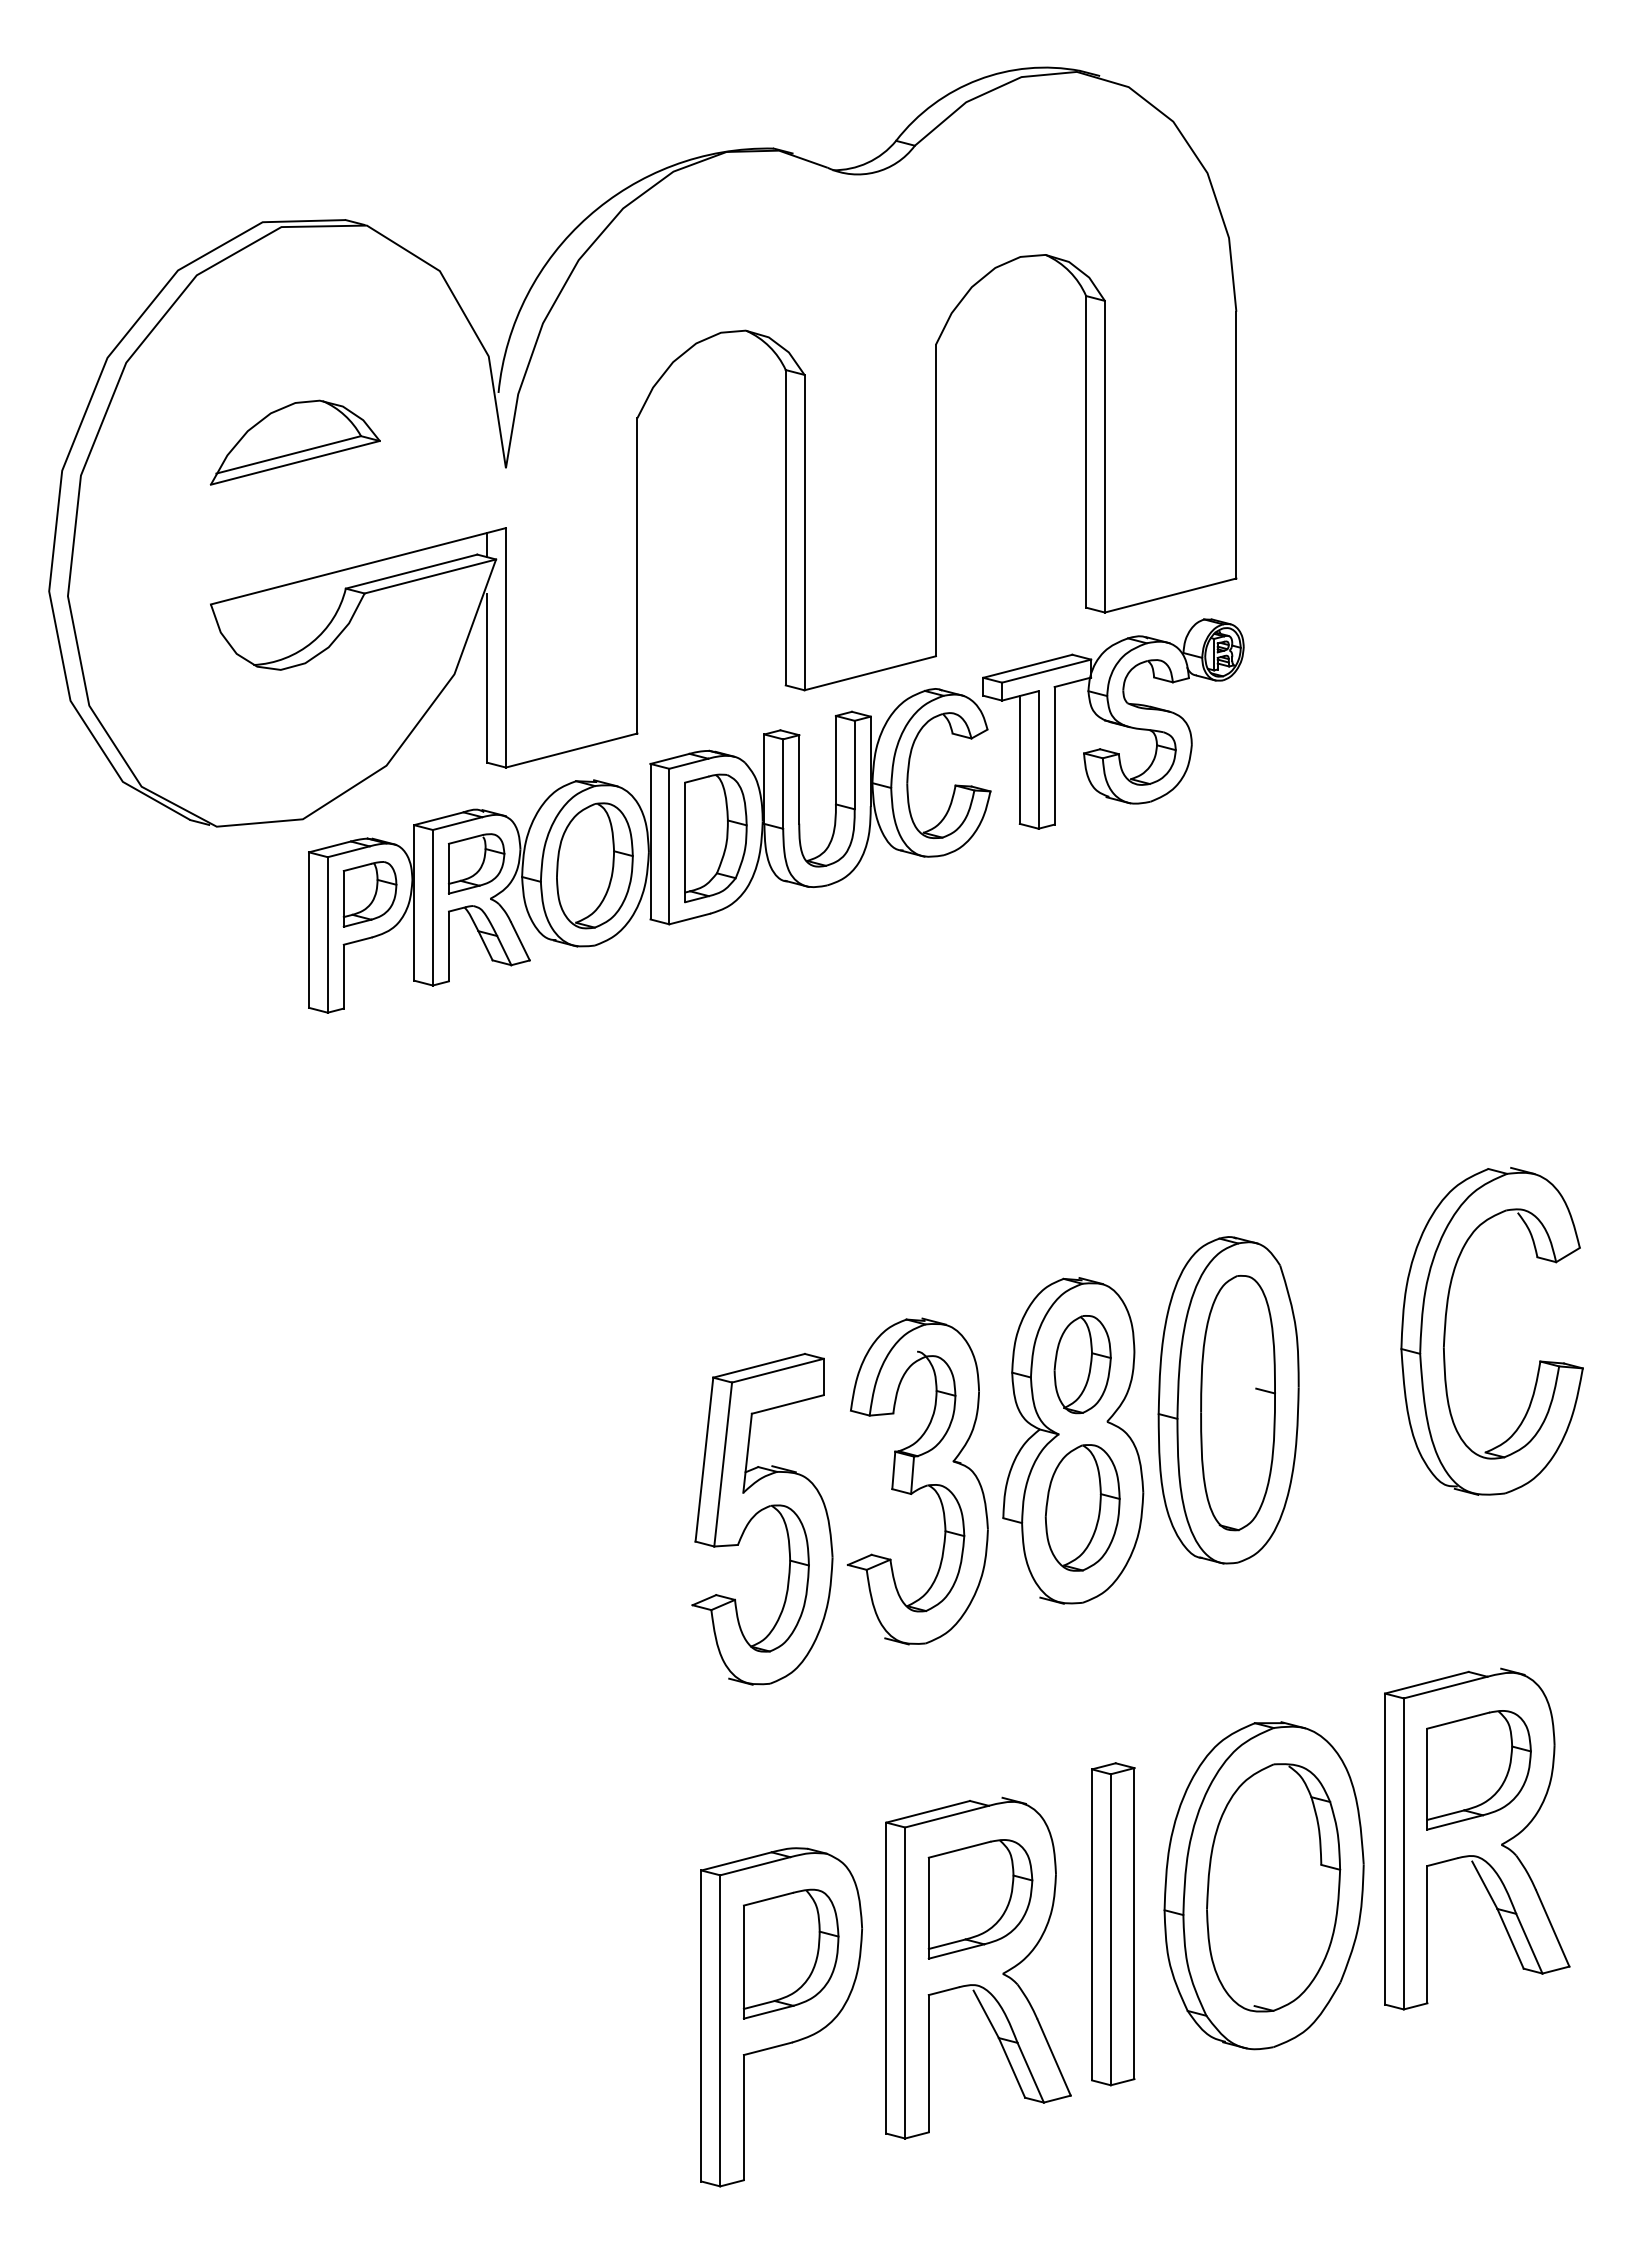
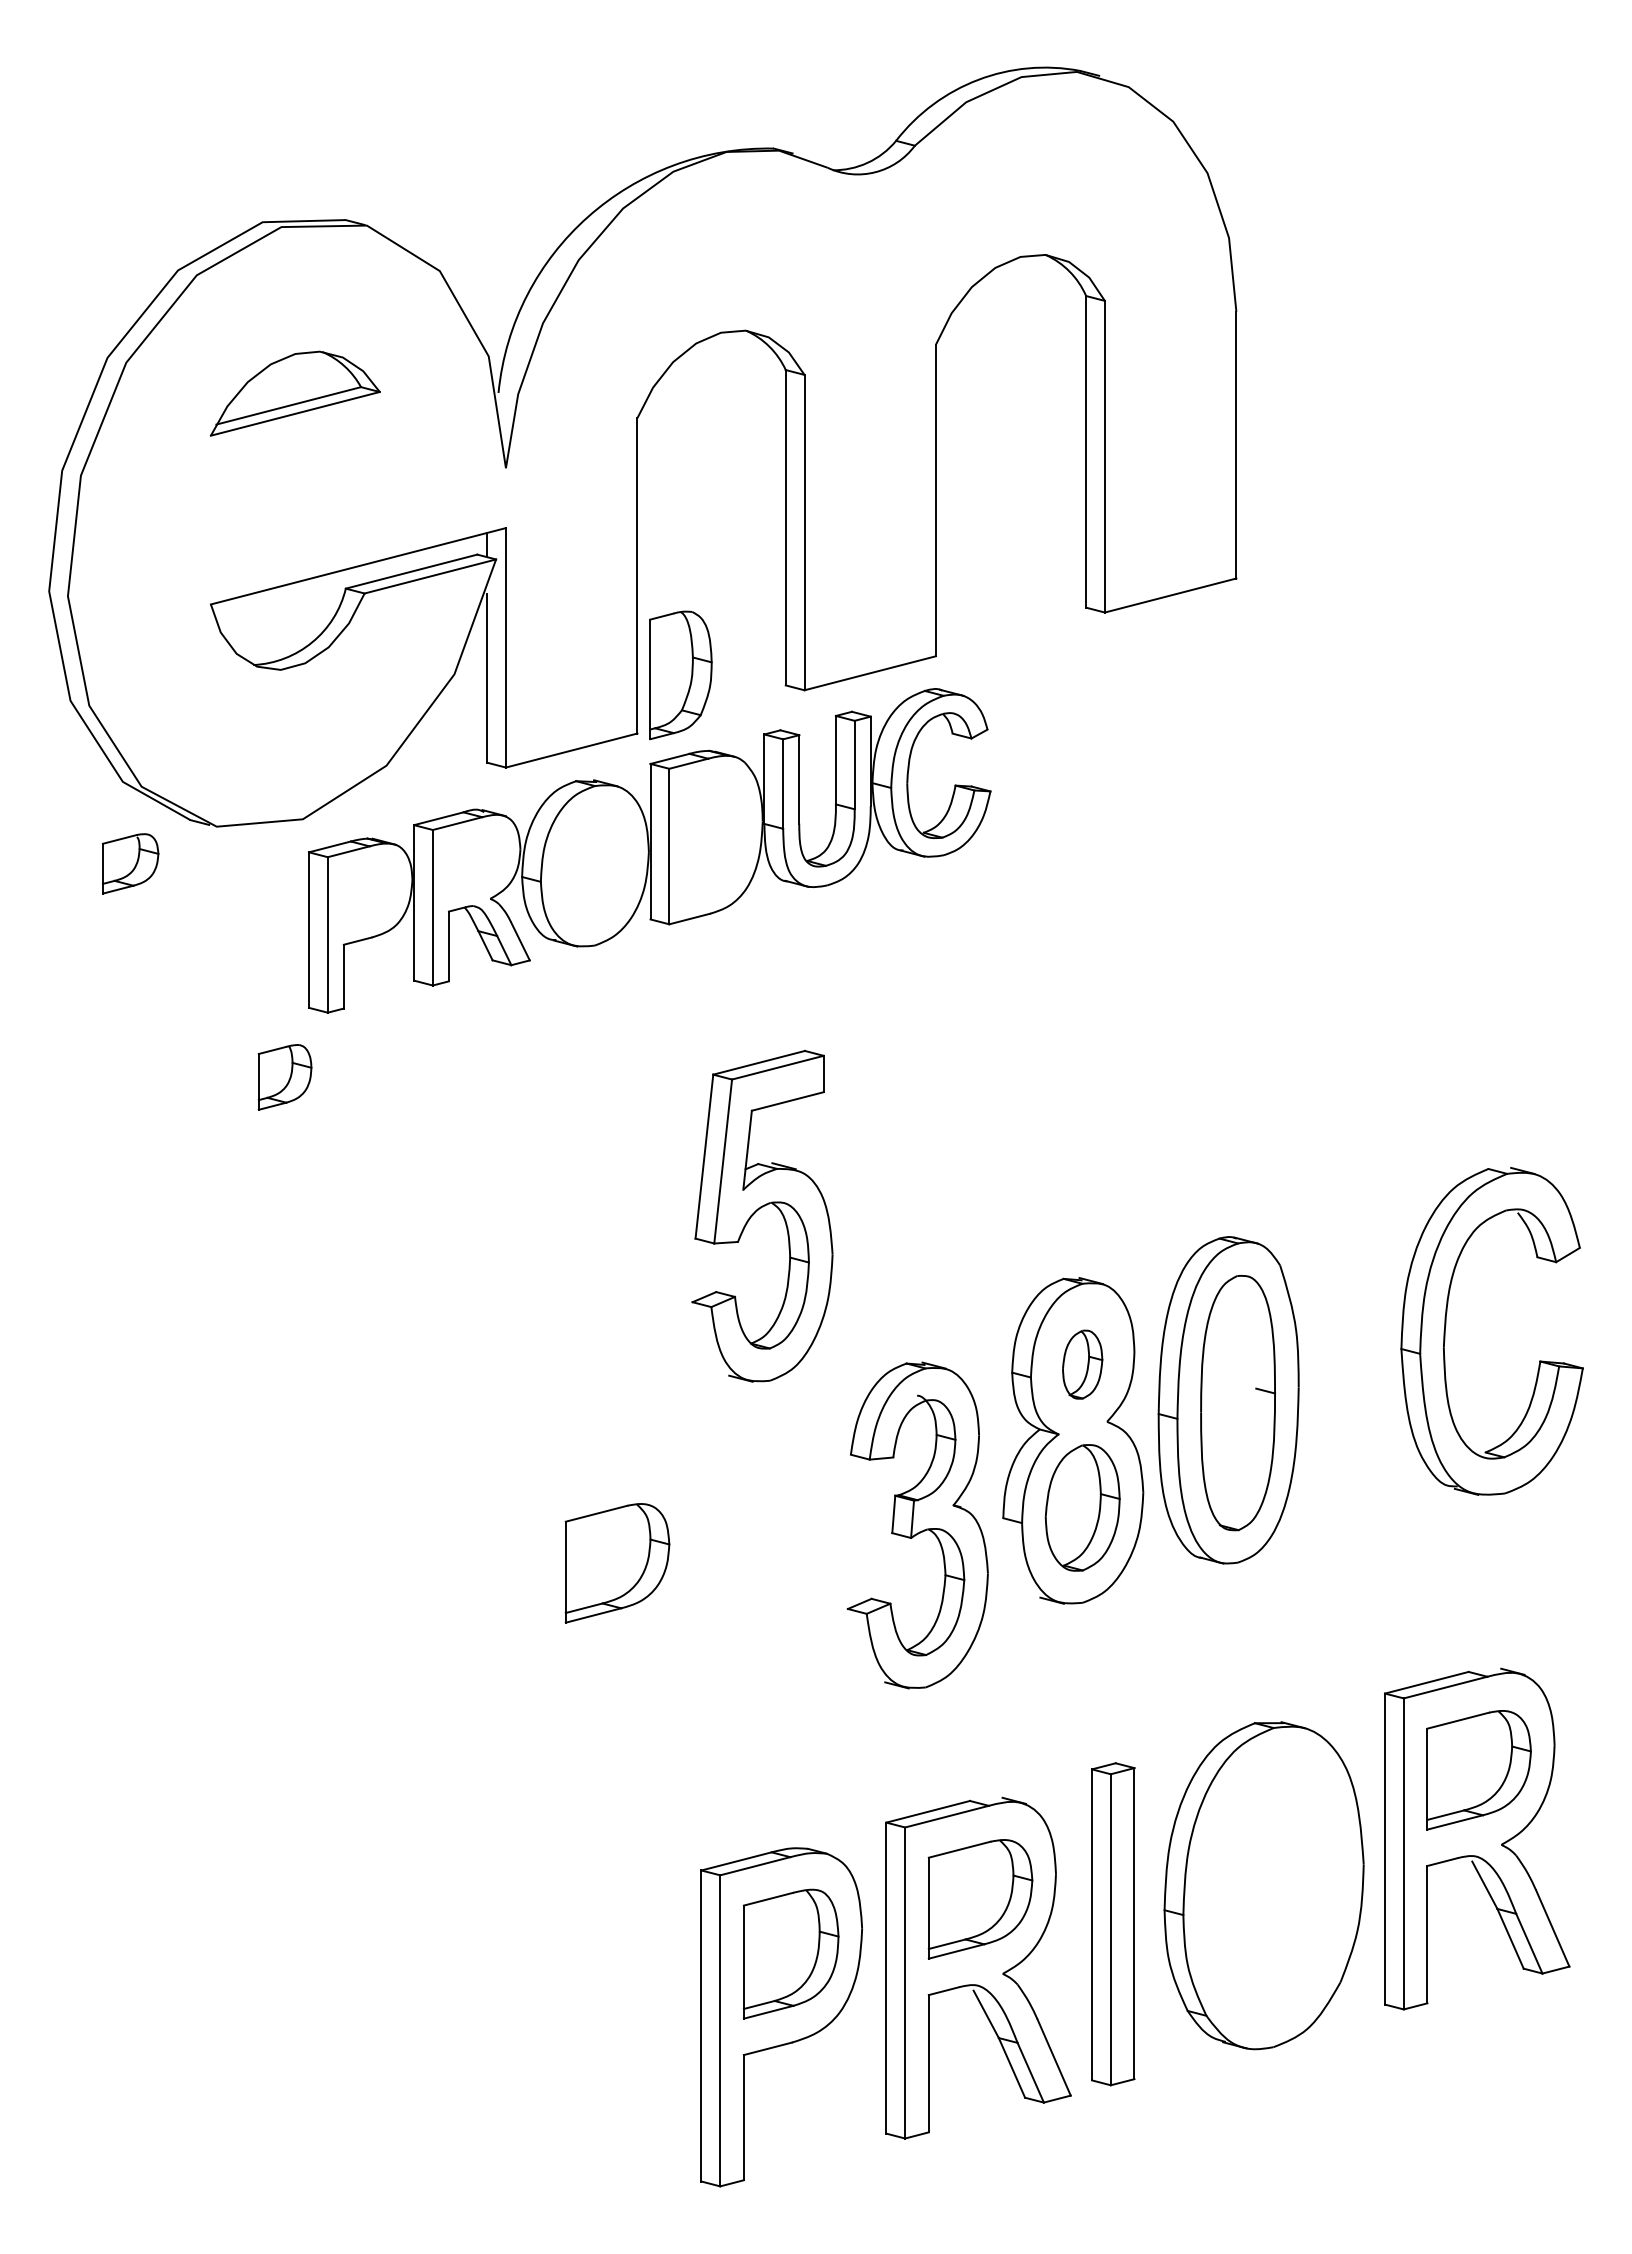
part position: (294, 442) -> (294, 393) (294, 393)
part: present -> none (1113, 723)
part position: (715, 838) -> (680, 675) (680, 675)
part position: (476, 863) -> (130, 863) (130, 863)
part: present -> none (594, 865)
part position: (369, 894) -> (284, 1077) (284, 1077)
part size: 59x100 px -> 42x71 px (1082, 1364)
part position: (917, 1481) -> (917, 1525) (917, 1525)
part position: (757, 1514) -> (757, 1211) (757, 1211)
part: none -> present (617, 1563)
part: present -> none (1273, 1887)
